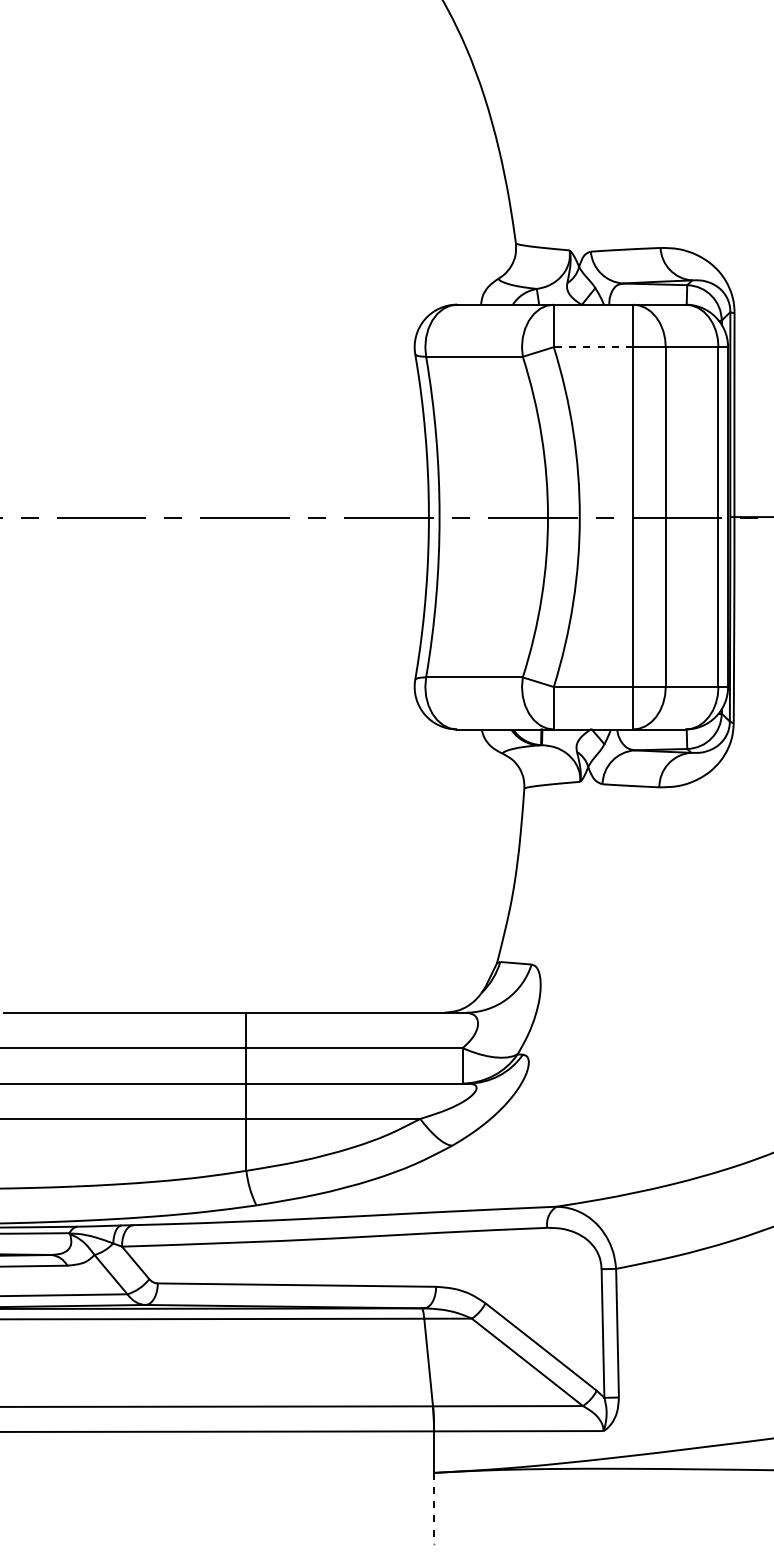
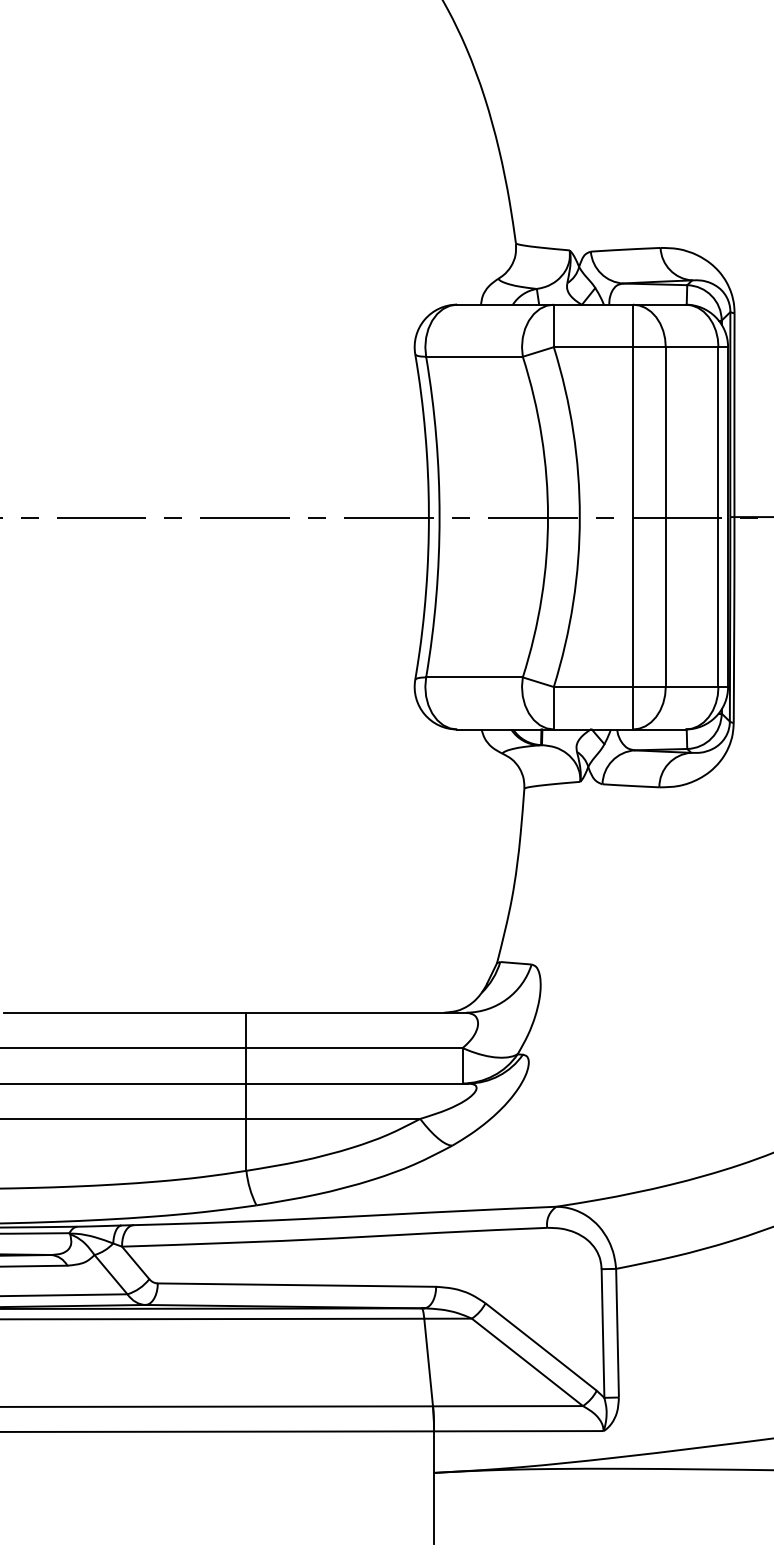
line: dashed -> solid (593, 347)
line: dashed -> solid (434, 1508)
